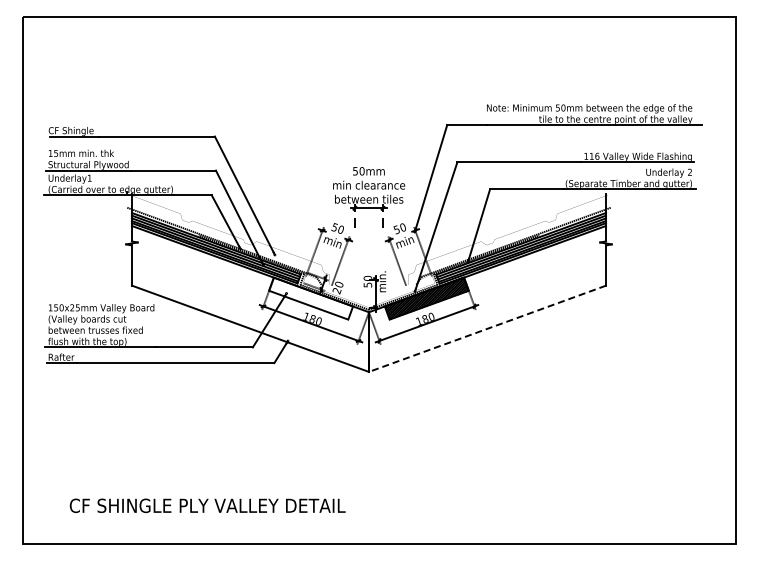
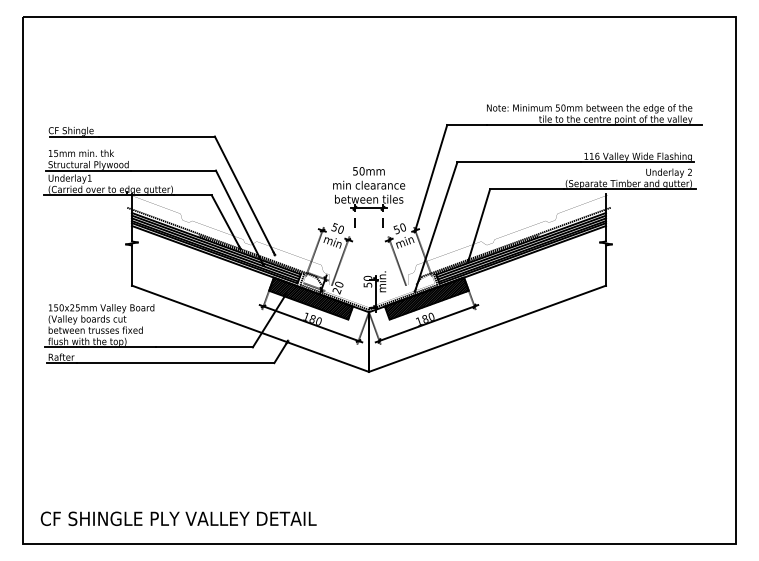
hatch: none -> present (310, 298)
line: dashed -> solid (487, 328)
text position: (207, 505) -> (178, 518) (178, 518)
